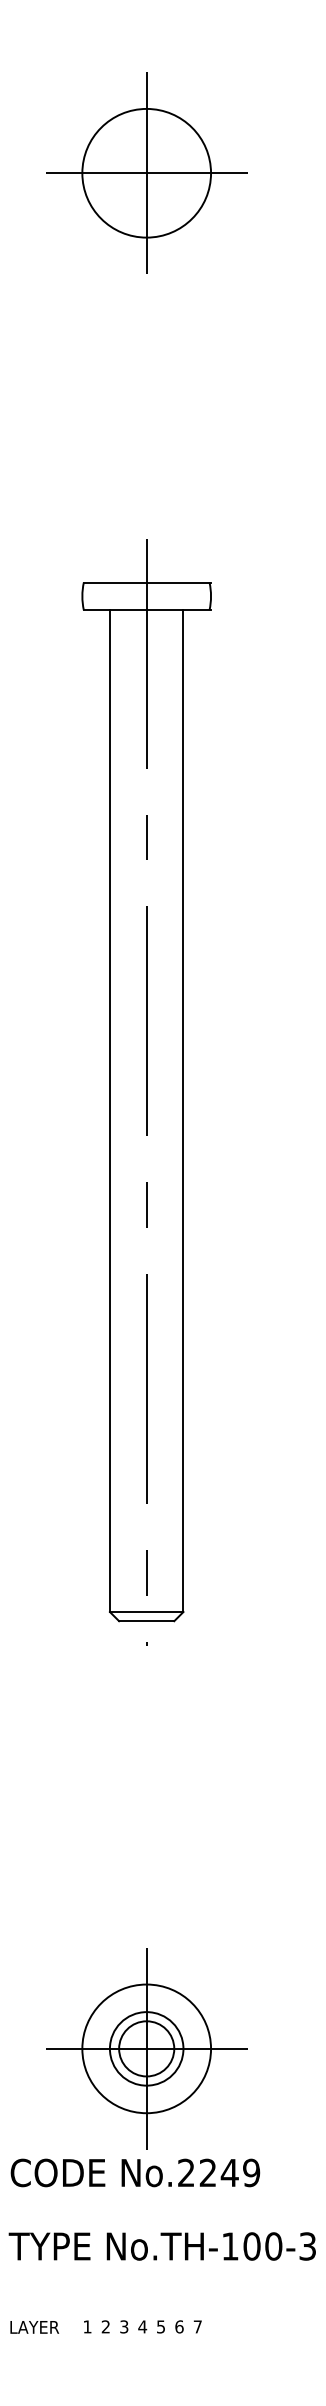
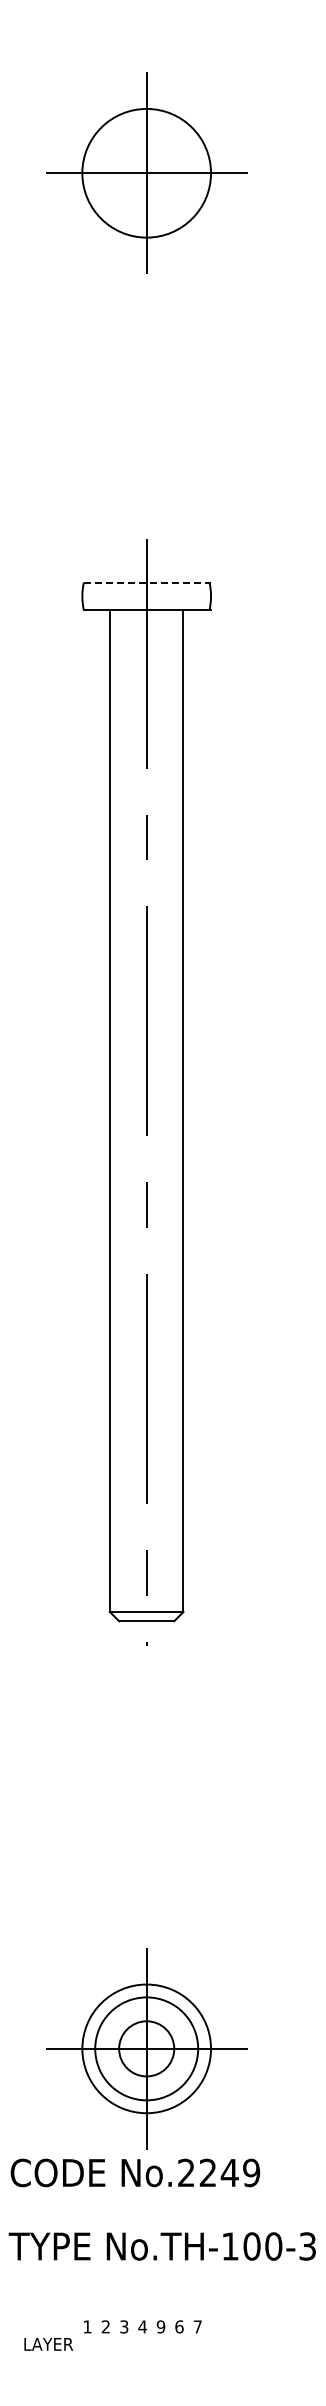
line: solid -> dashed (147, 582)
circle diameter: 74 px -> 103 px (146, 2048)
text: 5 -> 9 (160, 2326)
text position: (34, 2327) -> (48, 2344) (48, 2344)
